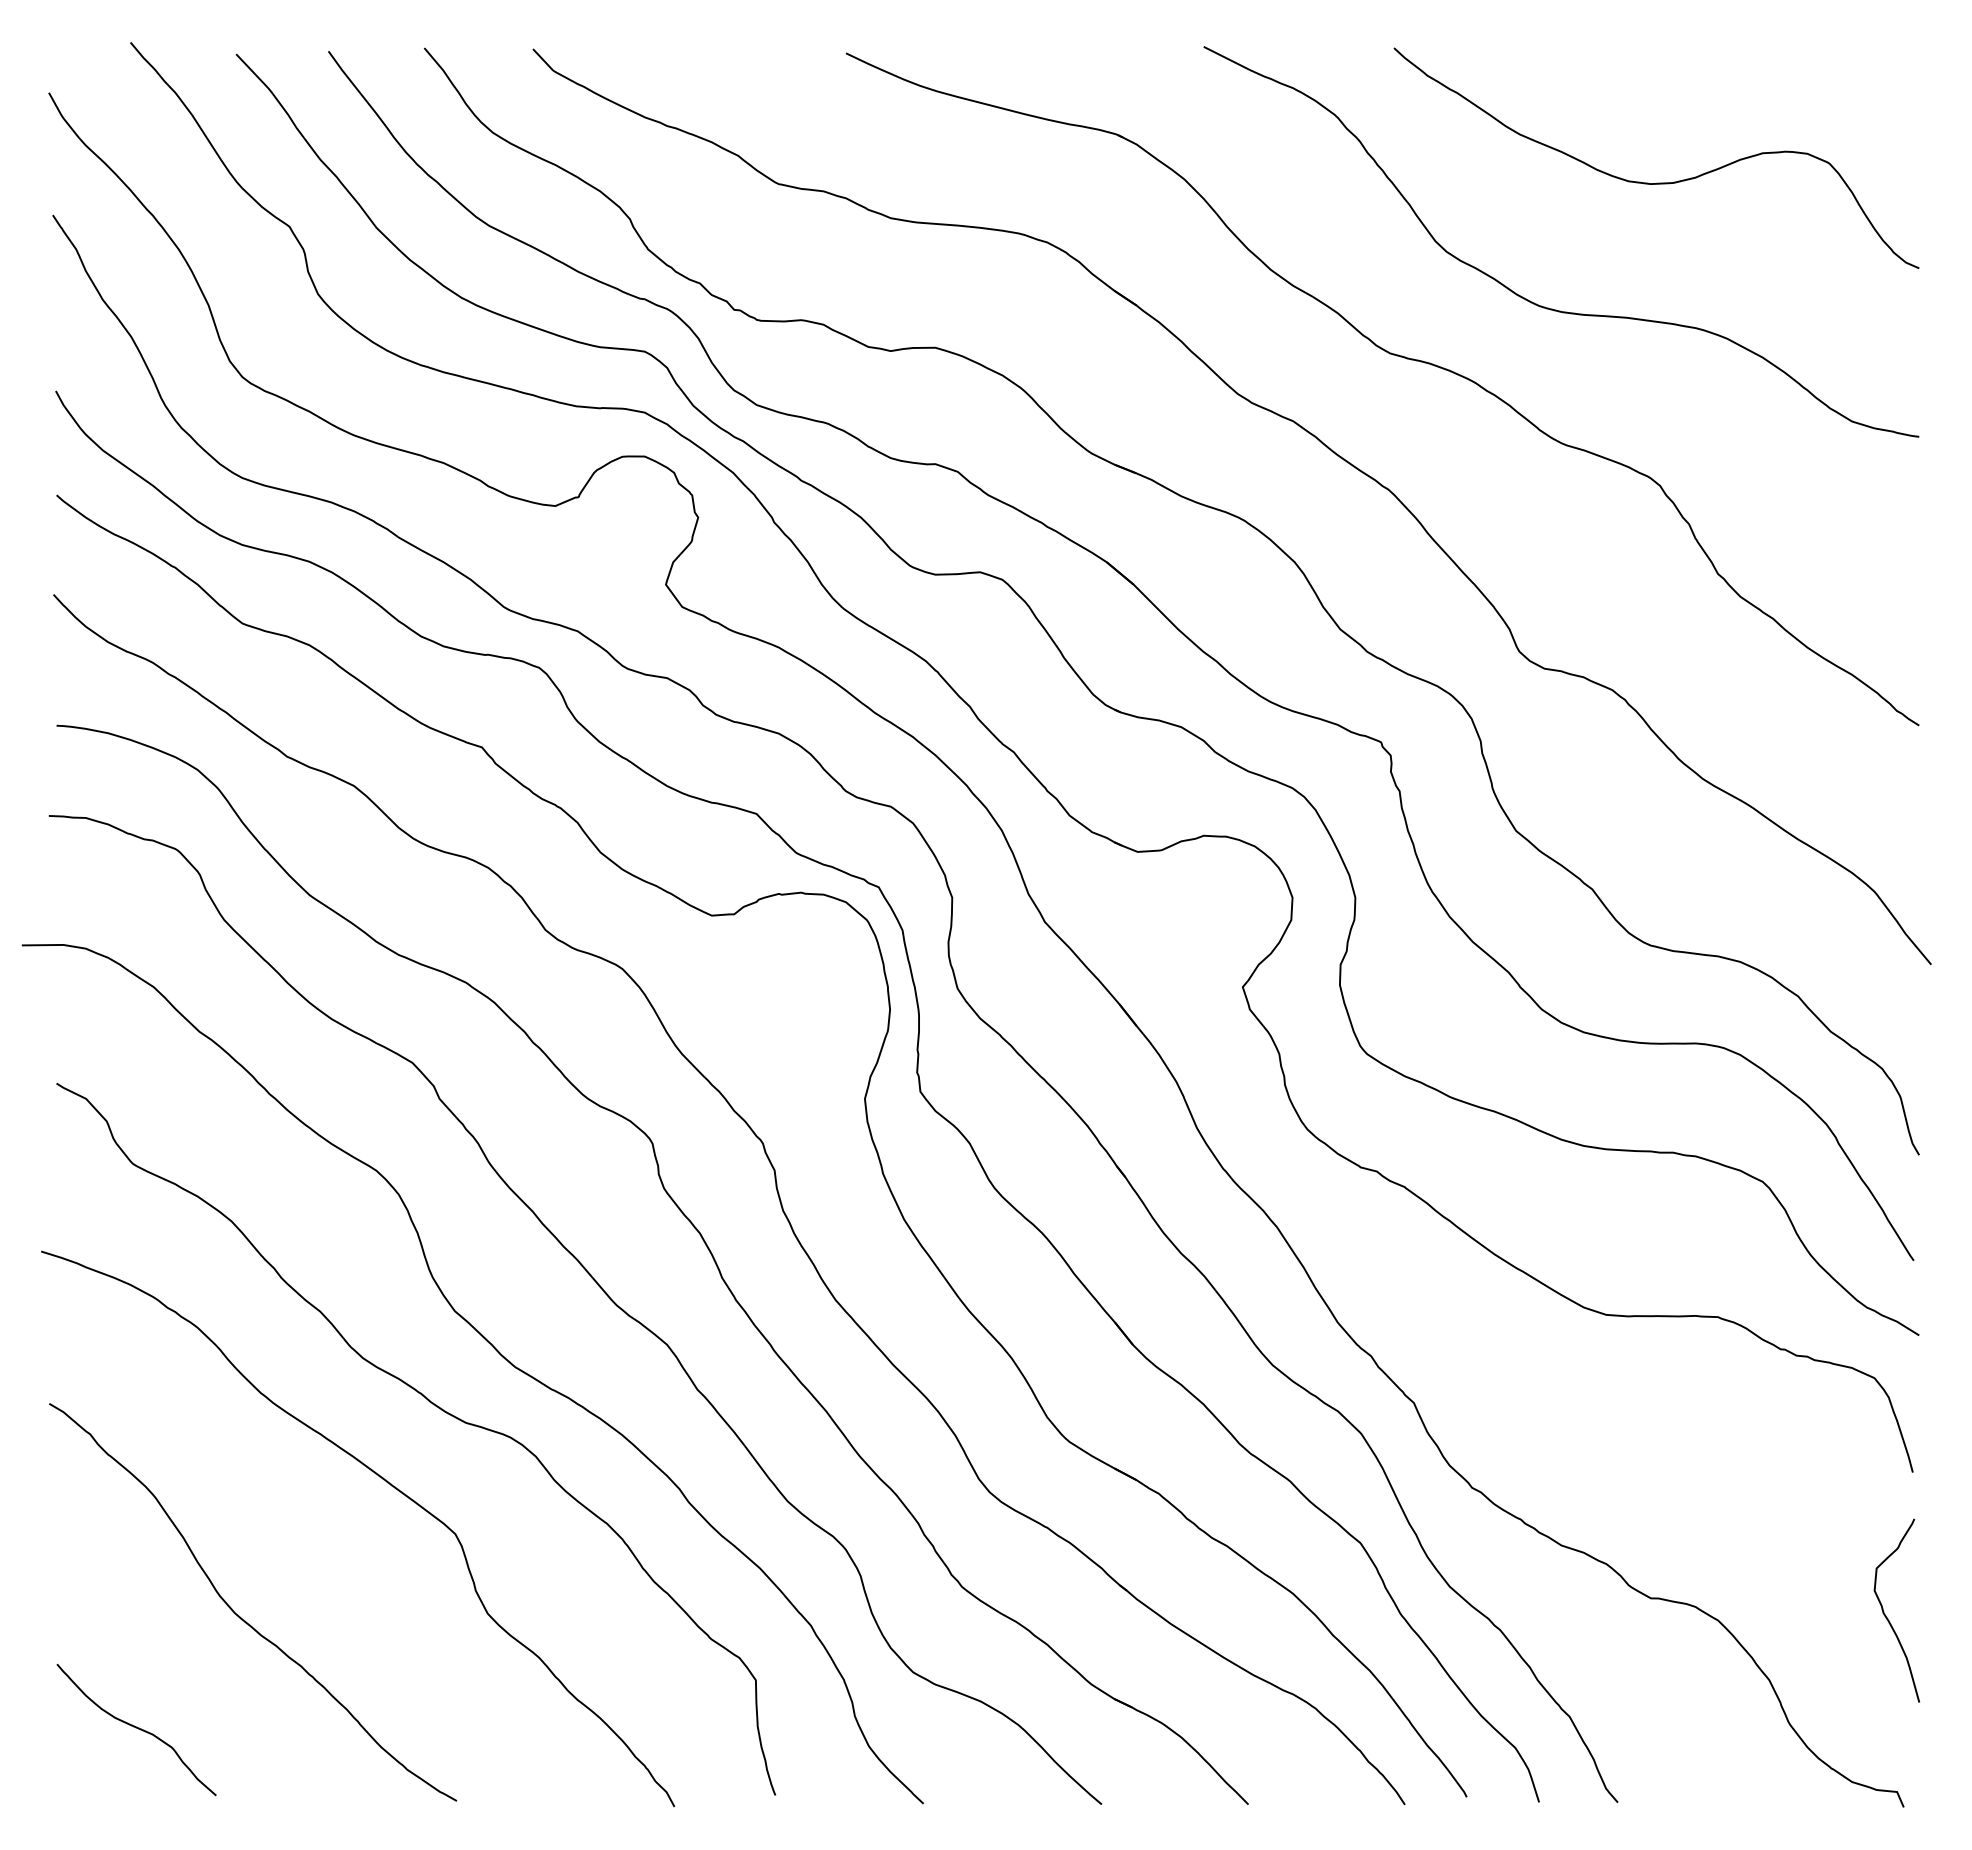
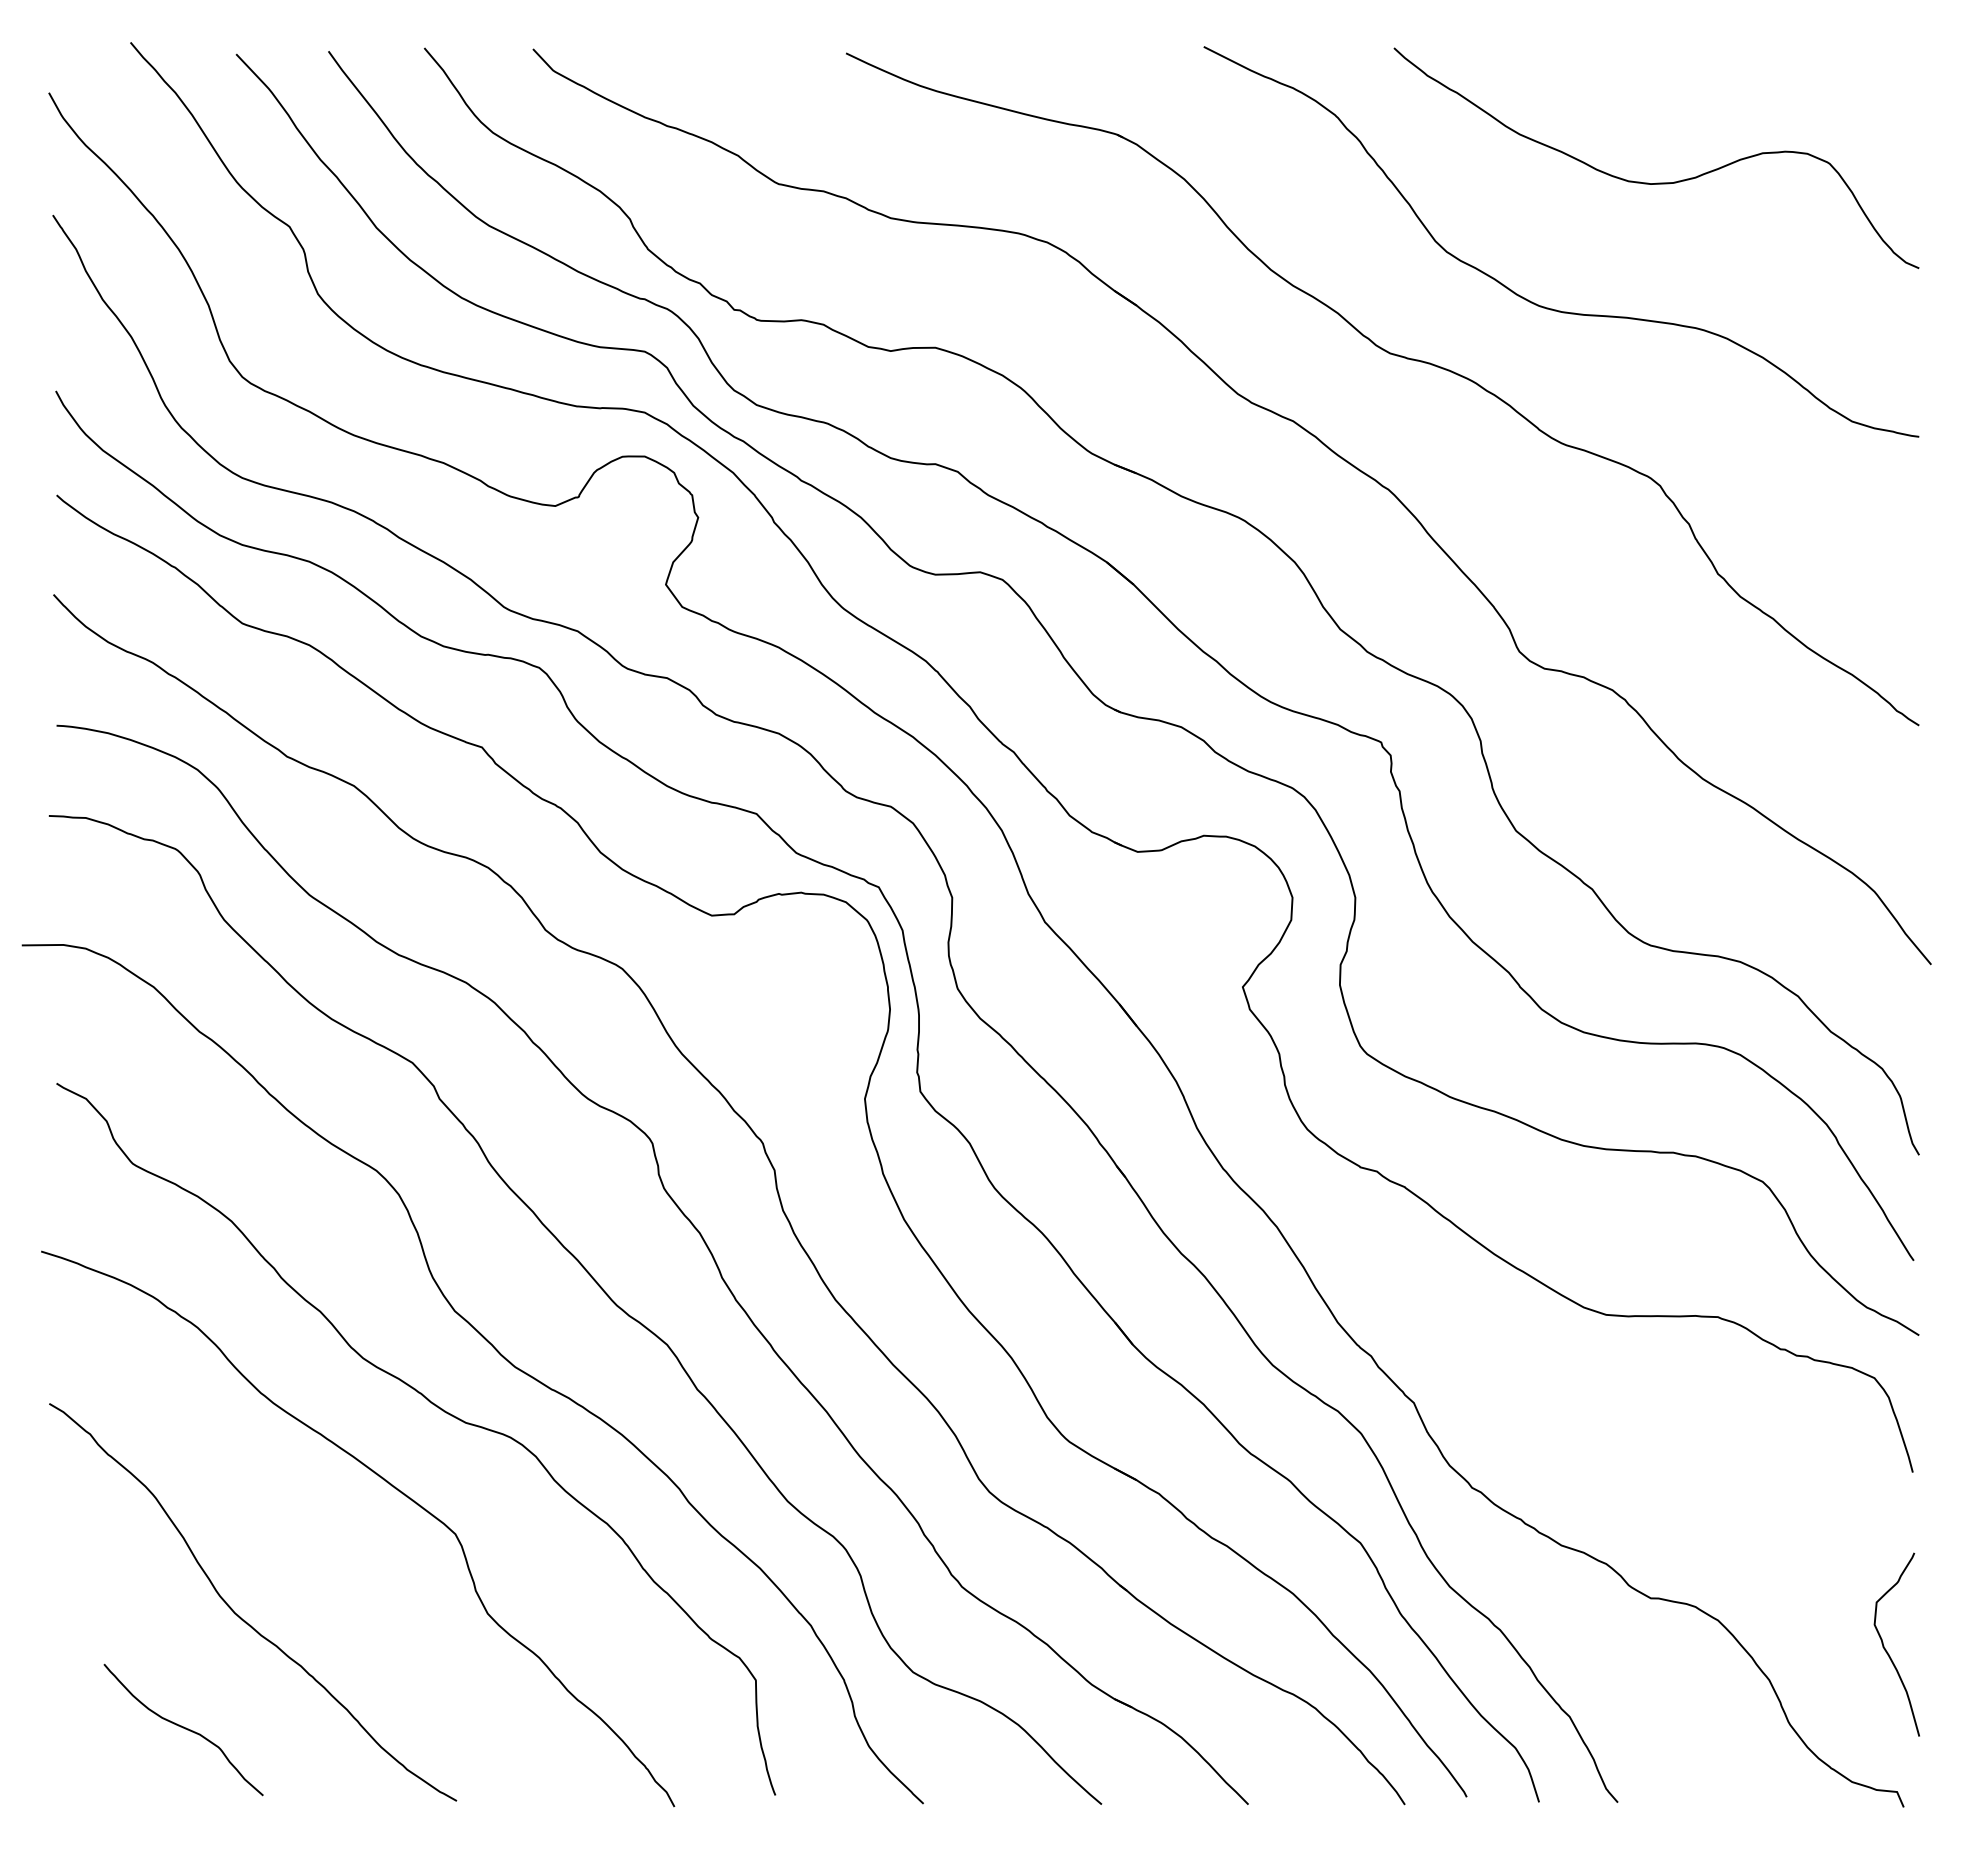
curve position: (1886, 1615) -> (1886, 1649) (1886, 1649)
curve position: (136, 1728) -> (183, 1728) (183, 1728)
